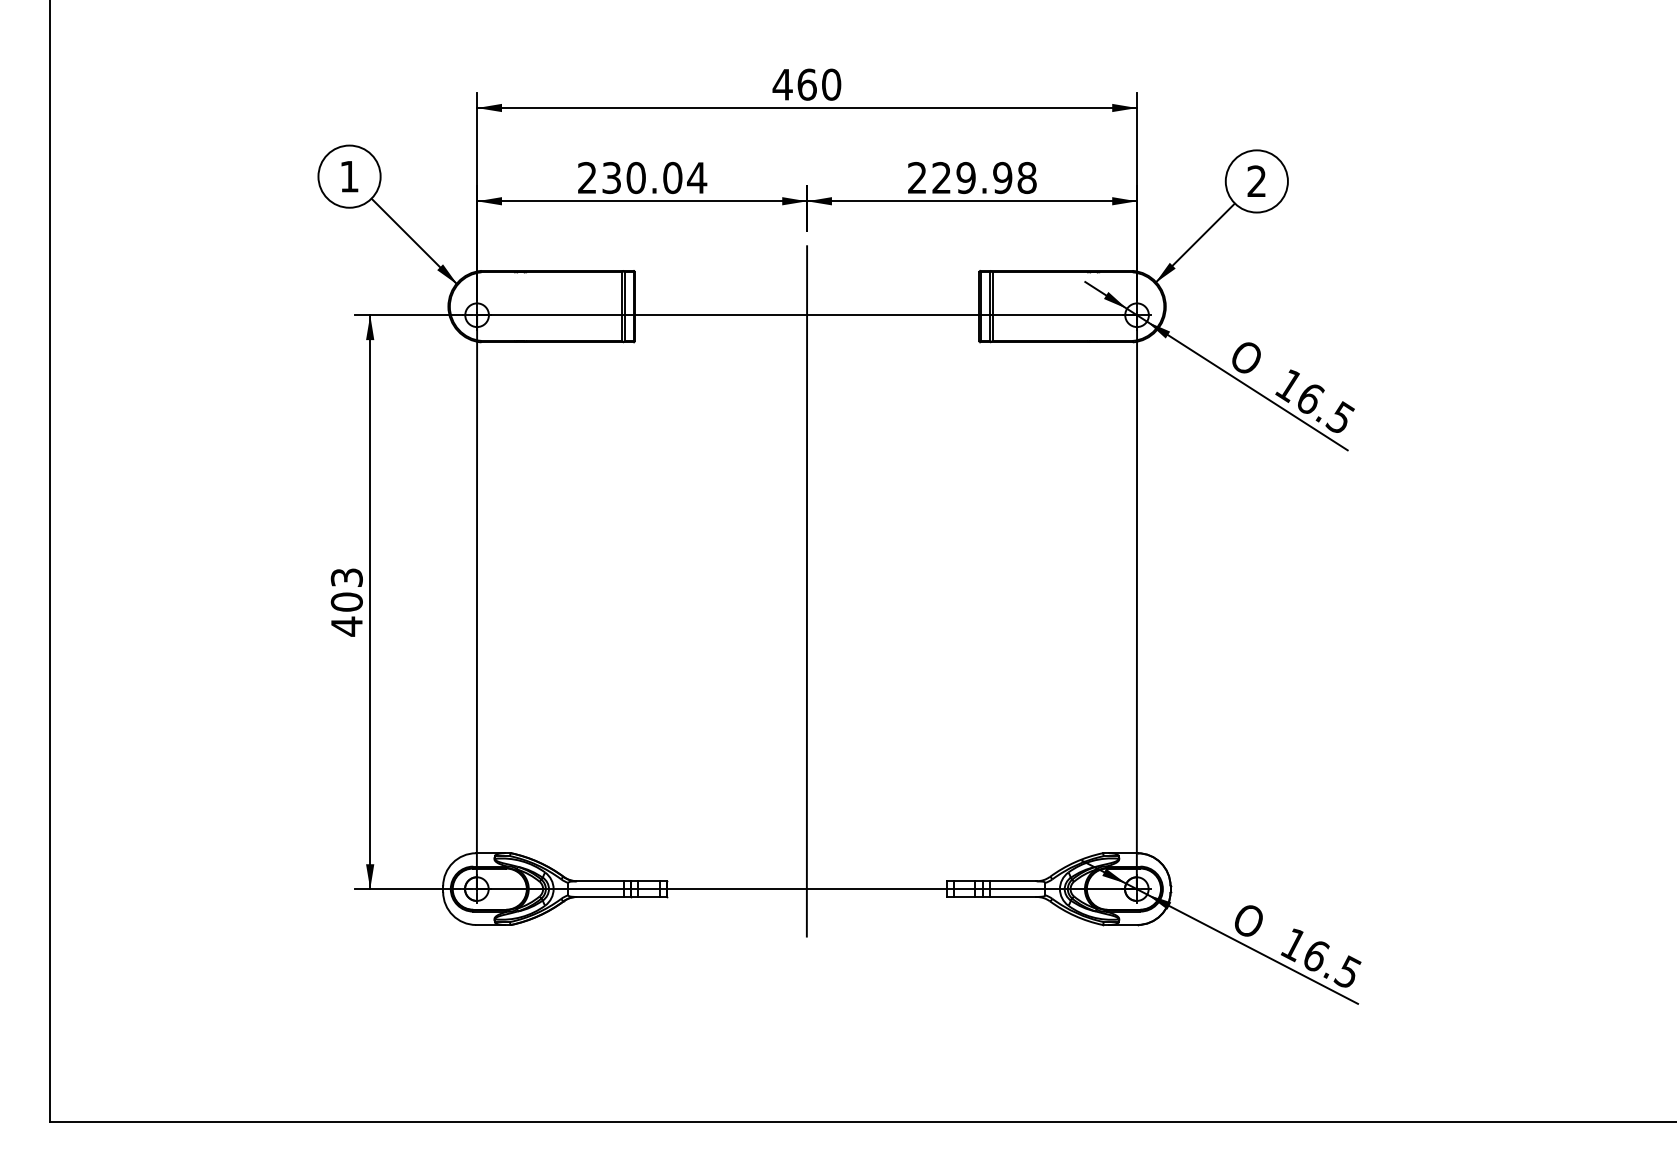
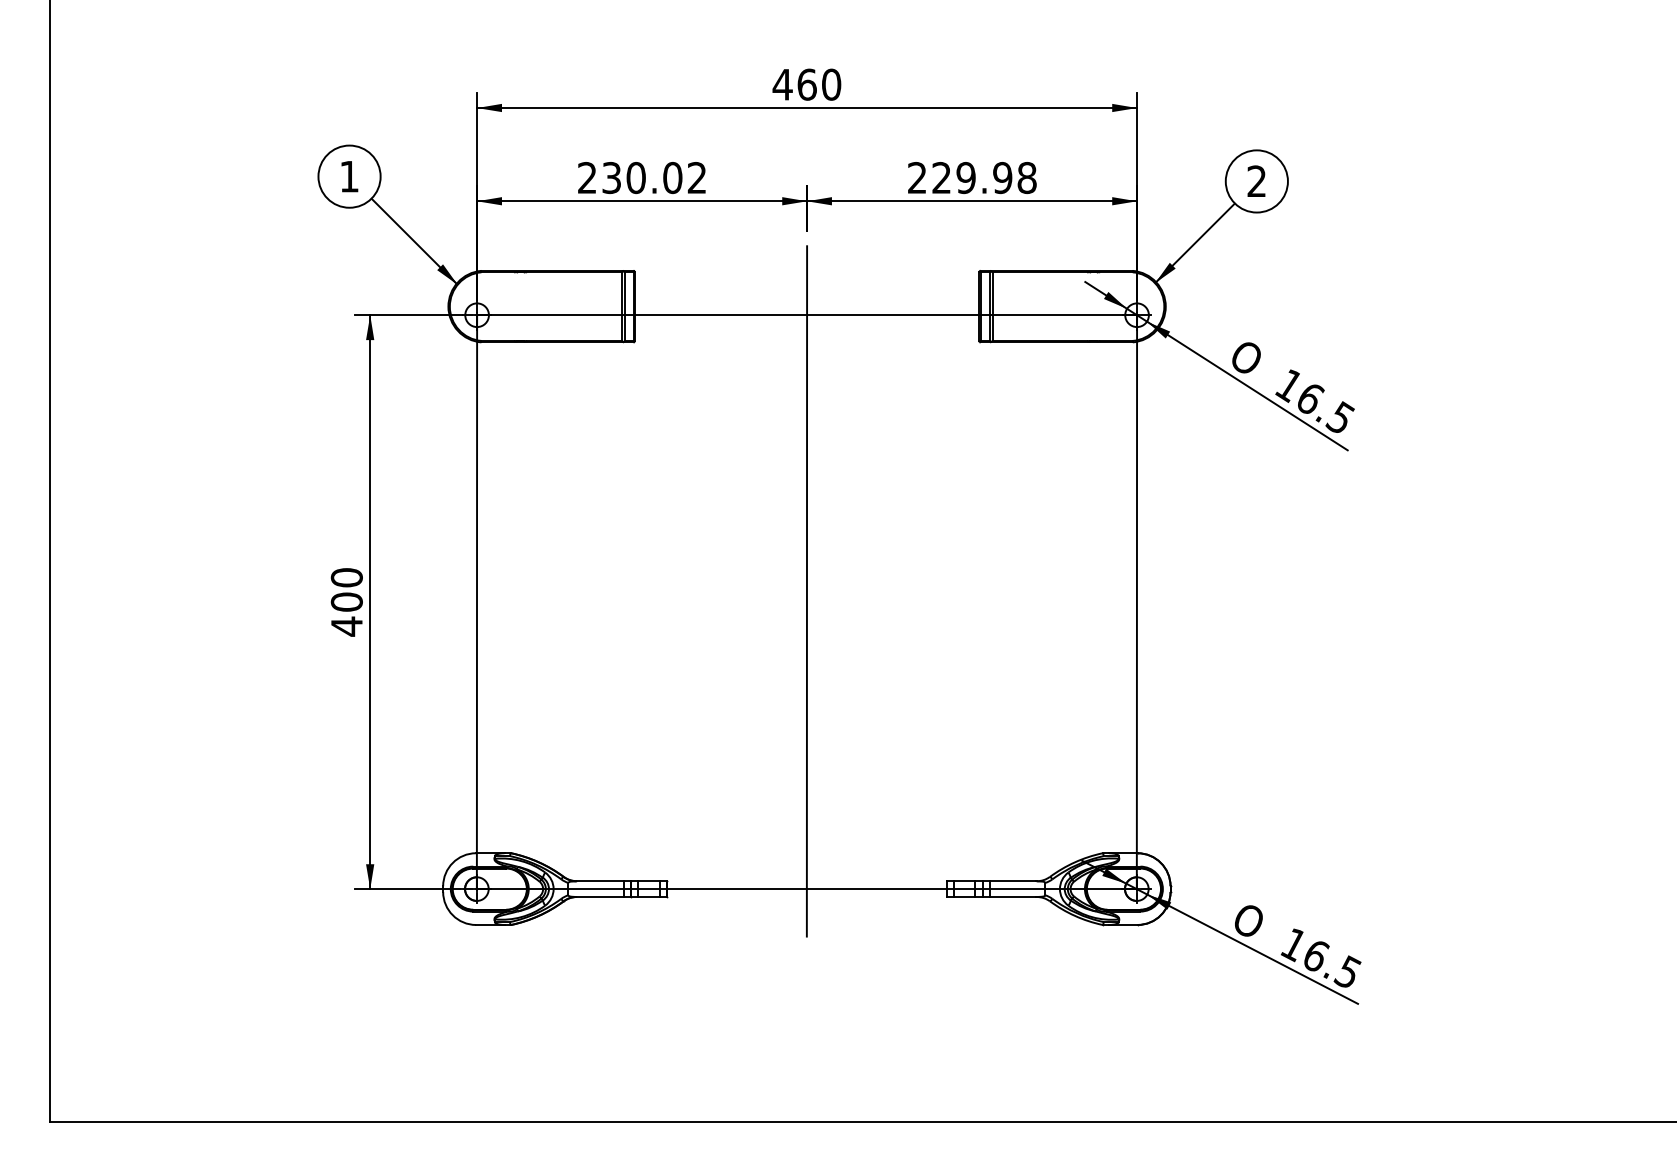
text: 230.04 -> 230.02 (697, 177)
text: 403 -> 400 (346, 577)
